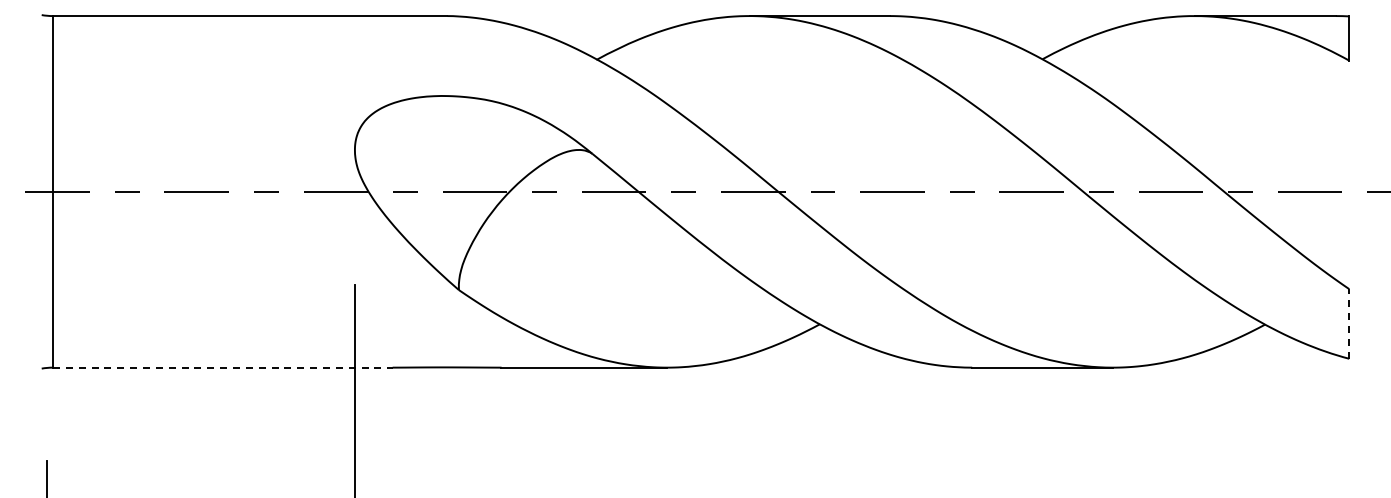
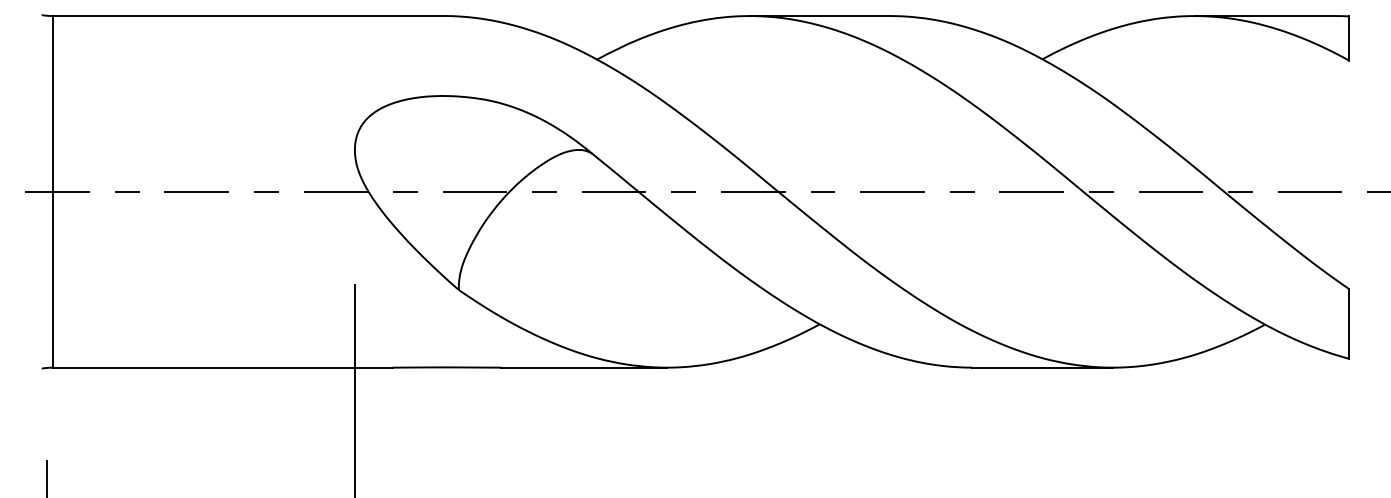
line: dashed -> solid (1349, 323)
line: dashed -> solid (222, 367)
